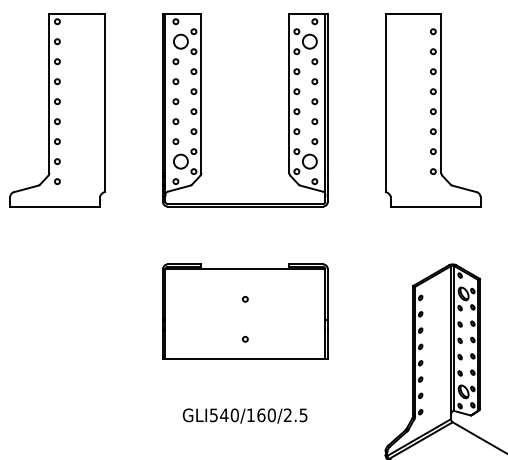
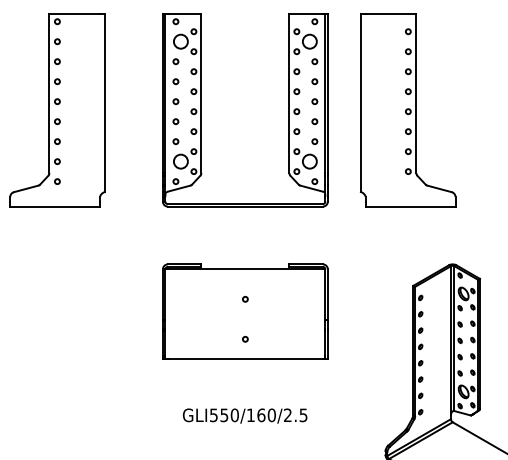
part position: (433, 110) -> (408, 110) (408, 110)
text: GLI540/160/2.5 -> GLI550/160/2.5 (224, 415)
